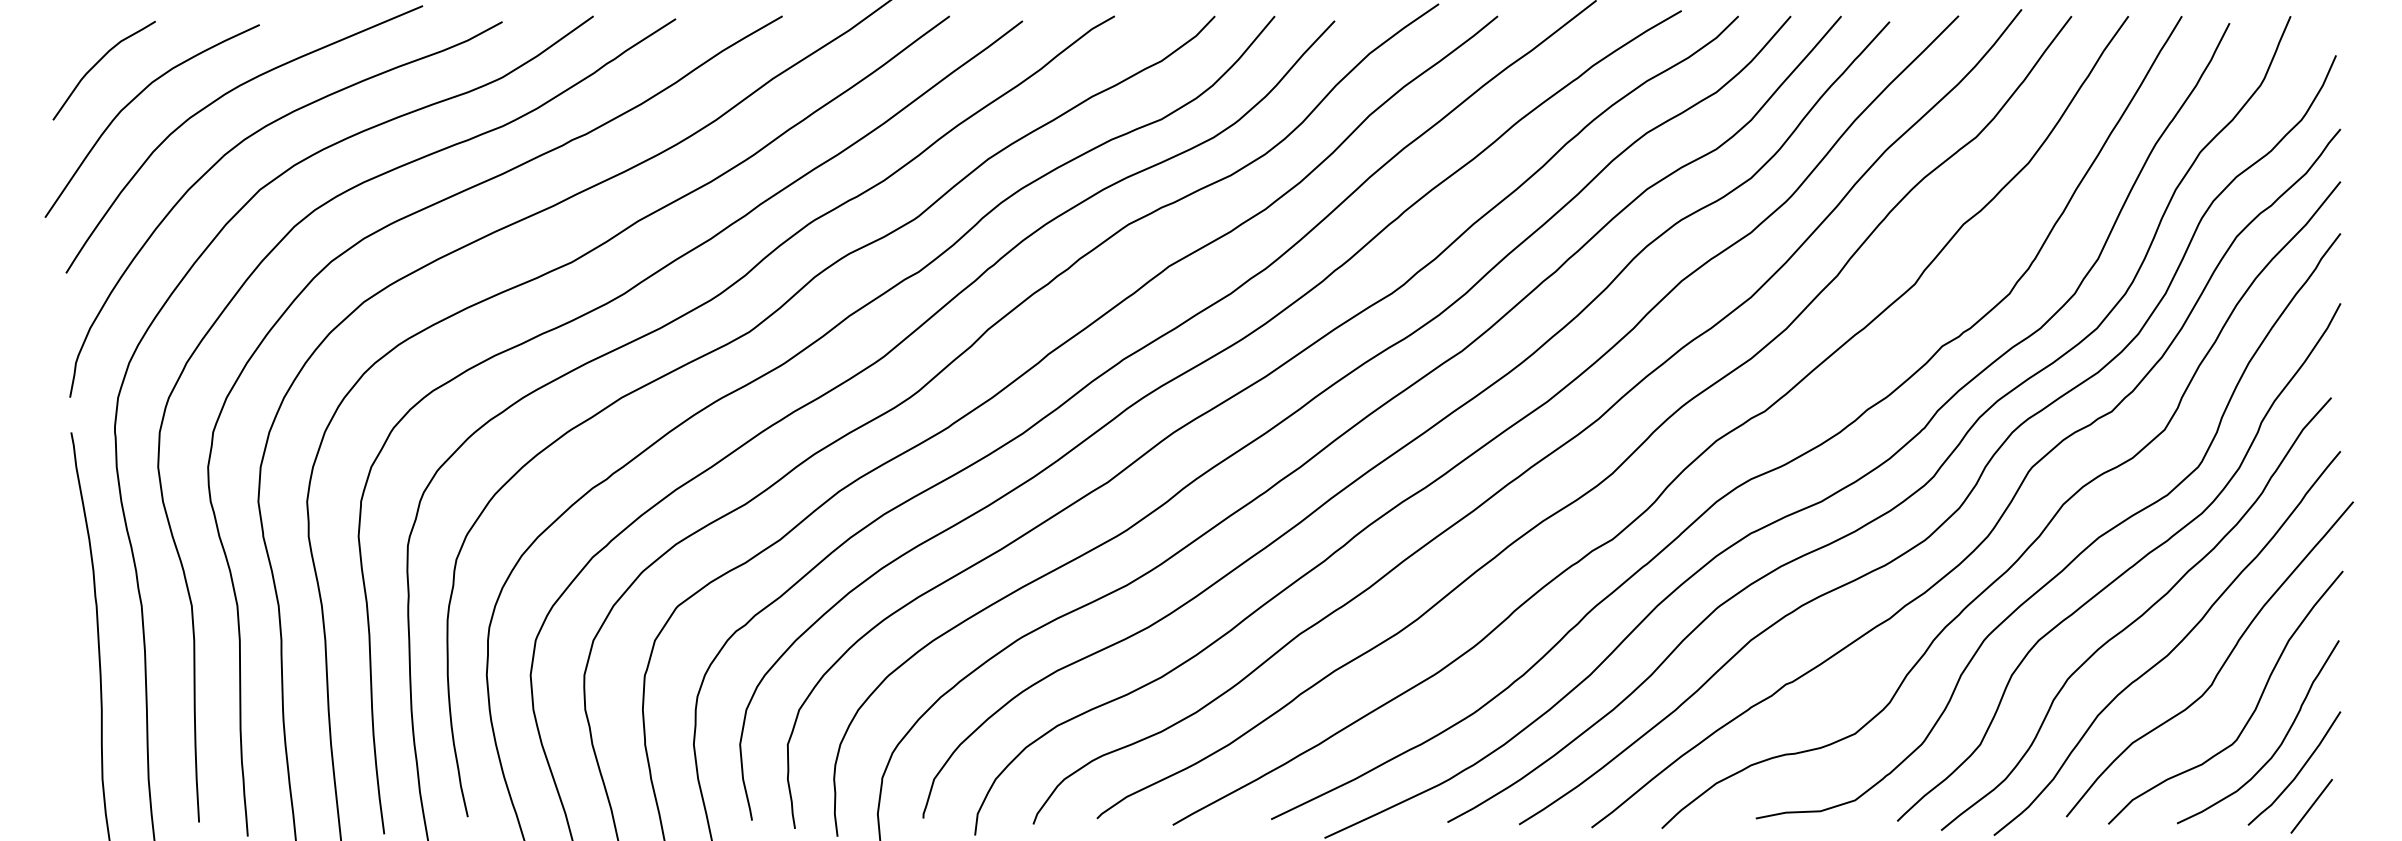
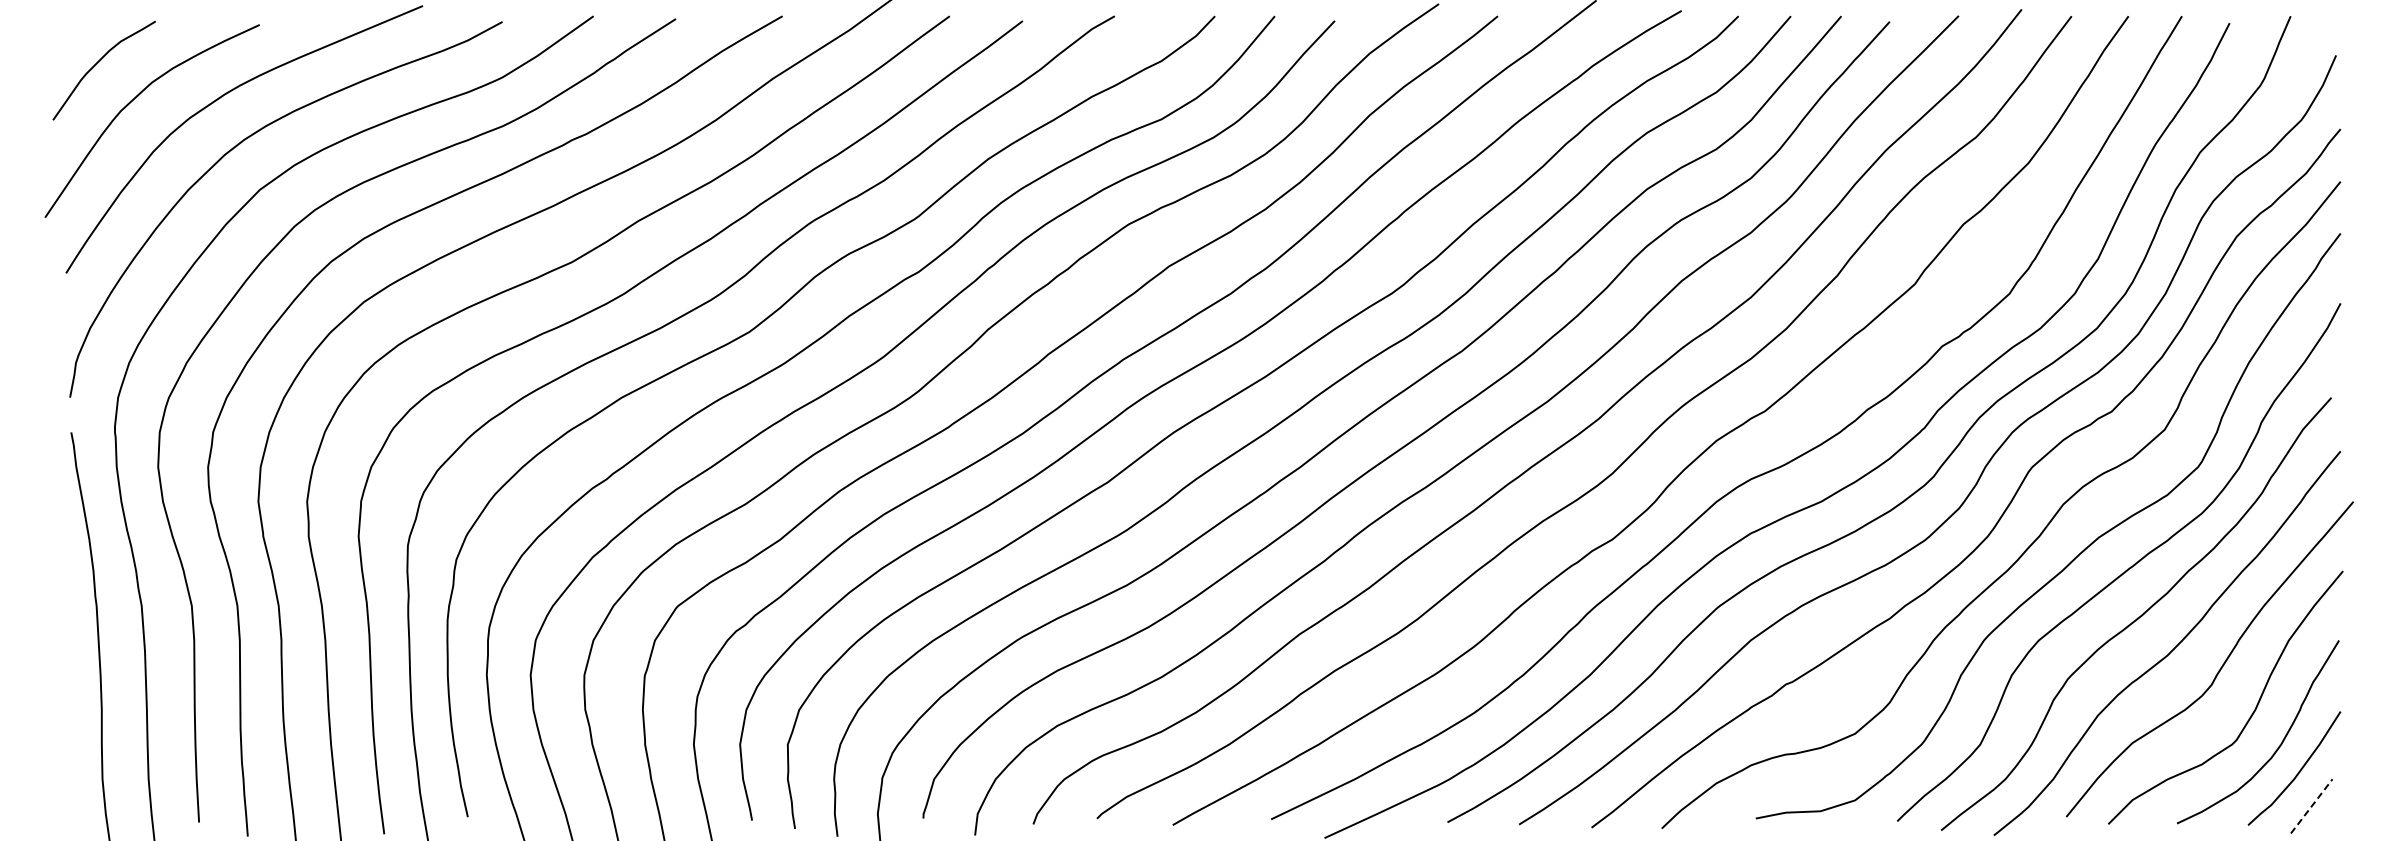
line: solid -> dashed (2312, 805)
